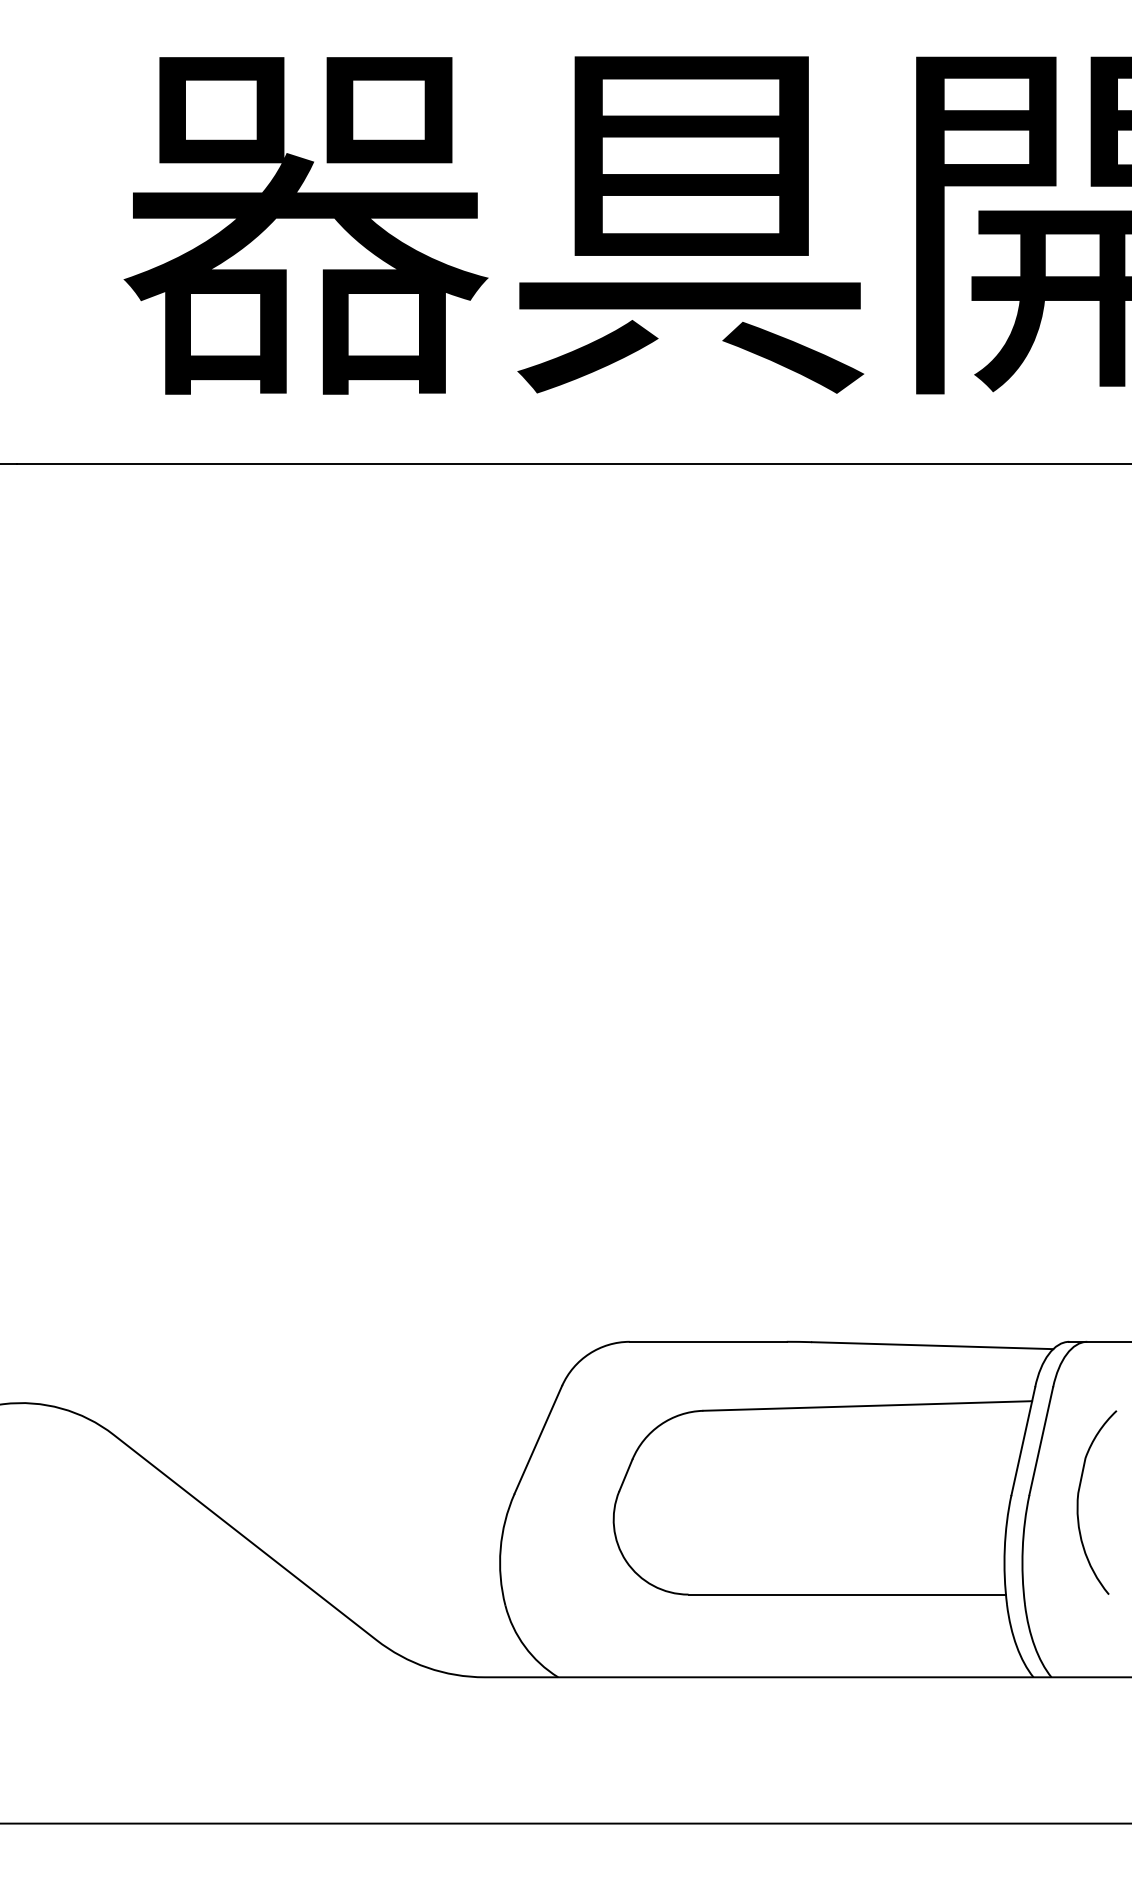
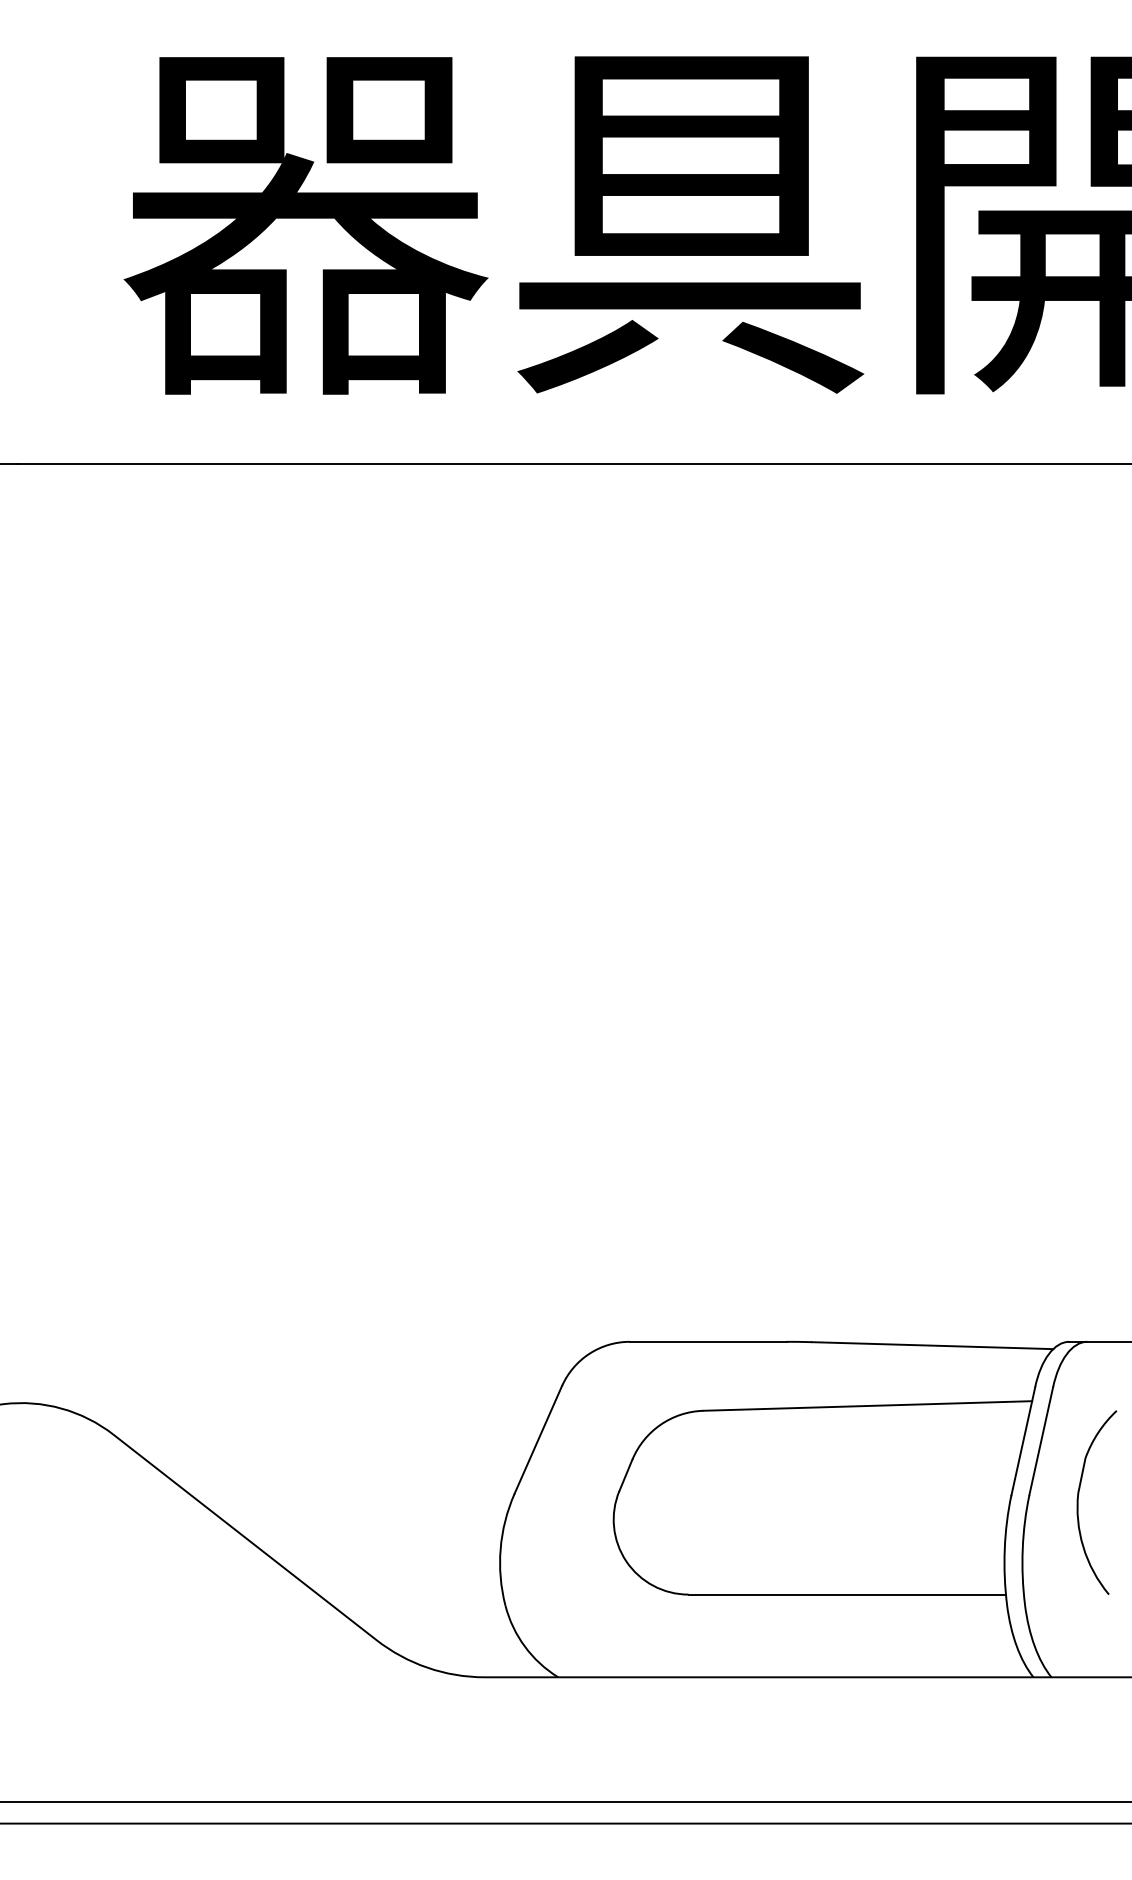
line: none -> present (565, 1801)
